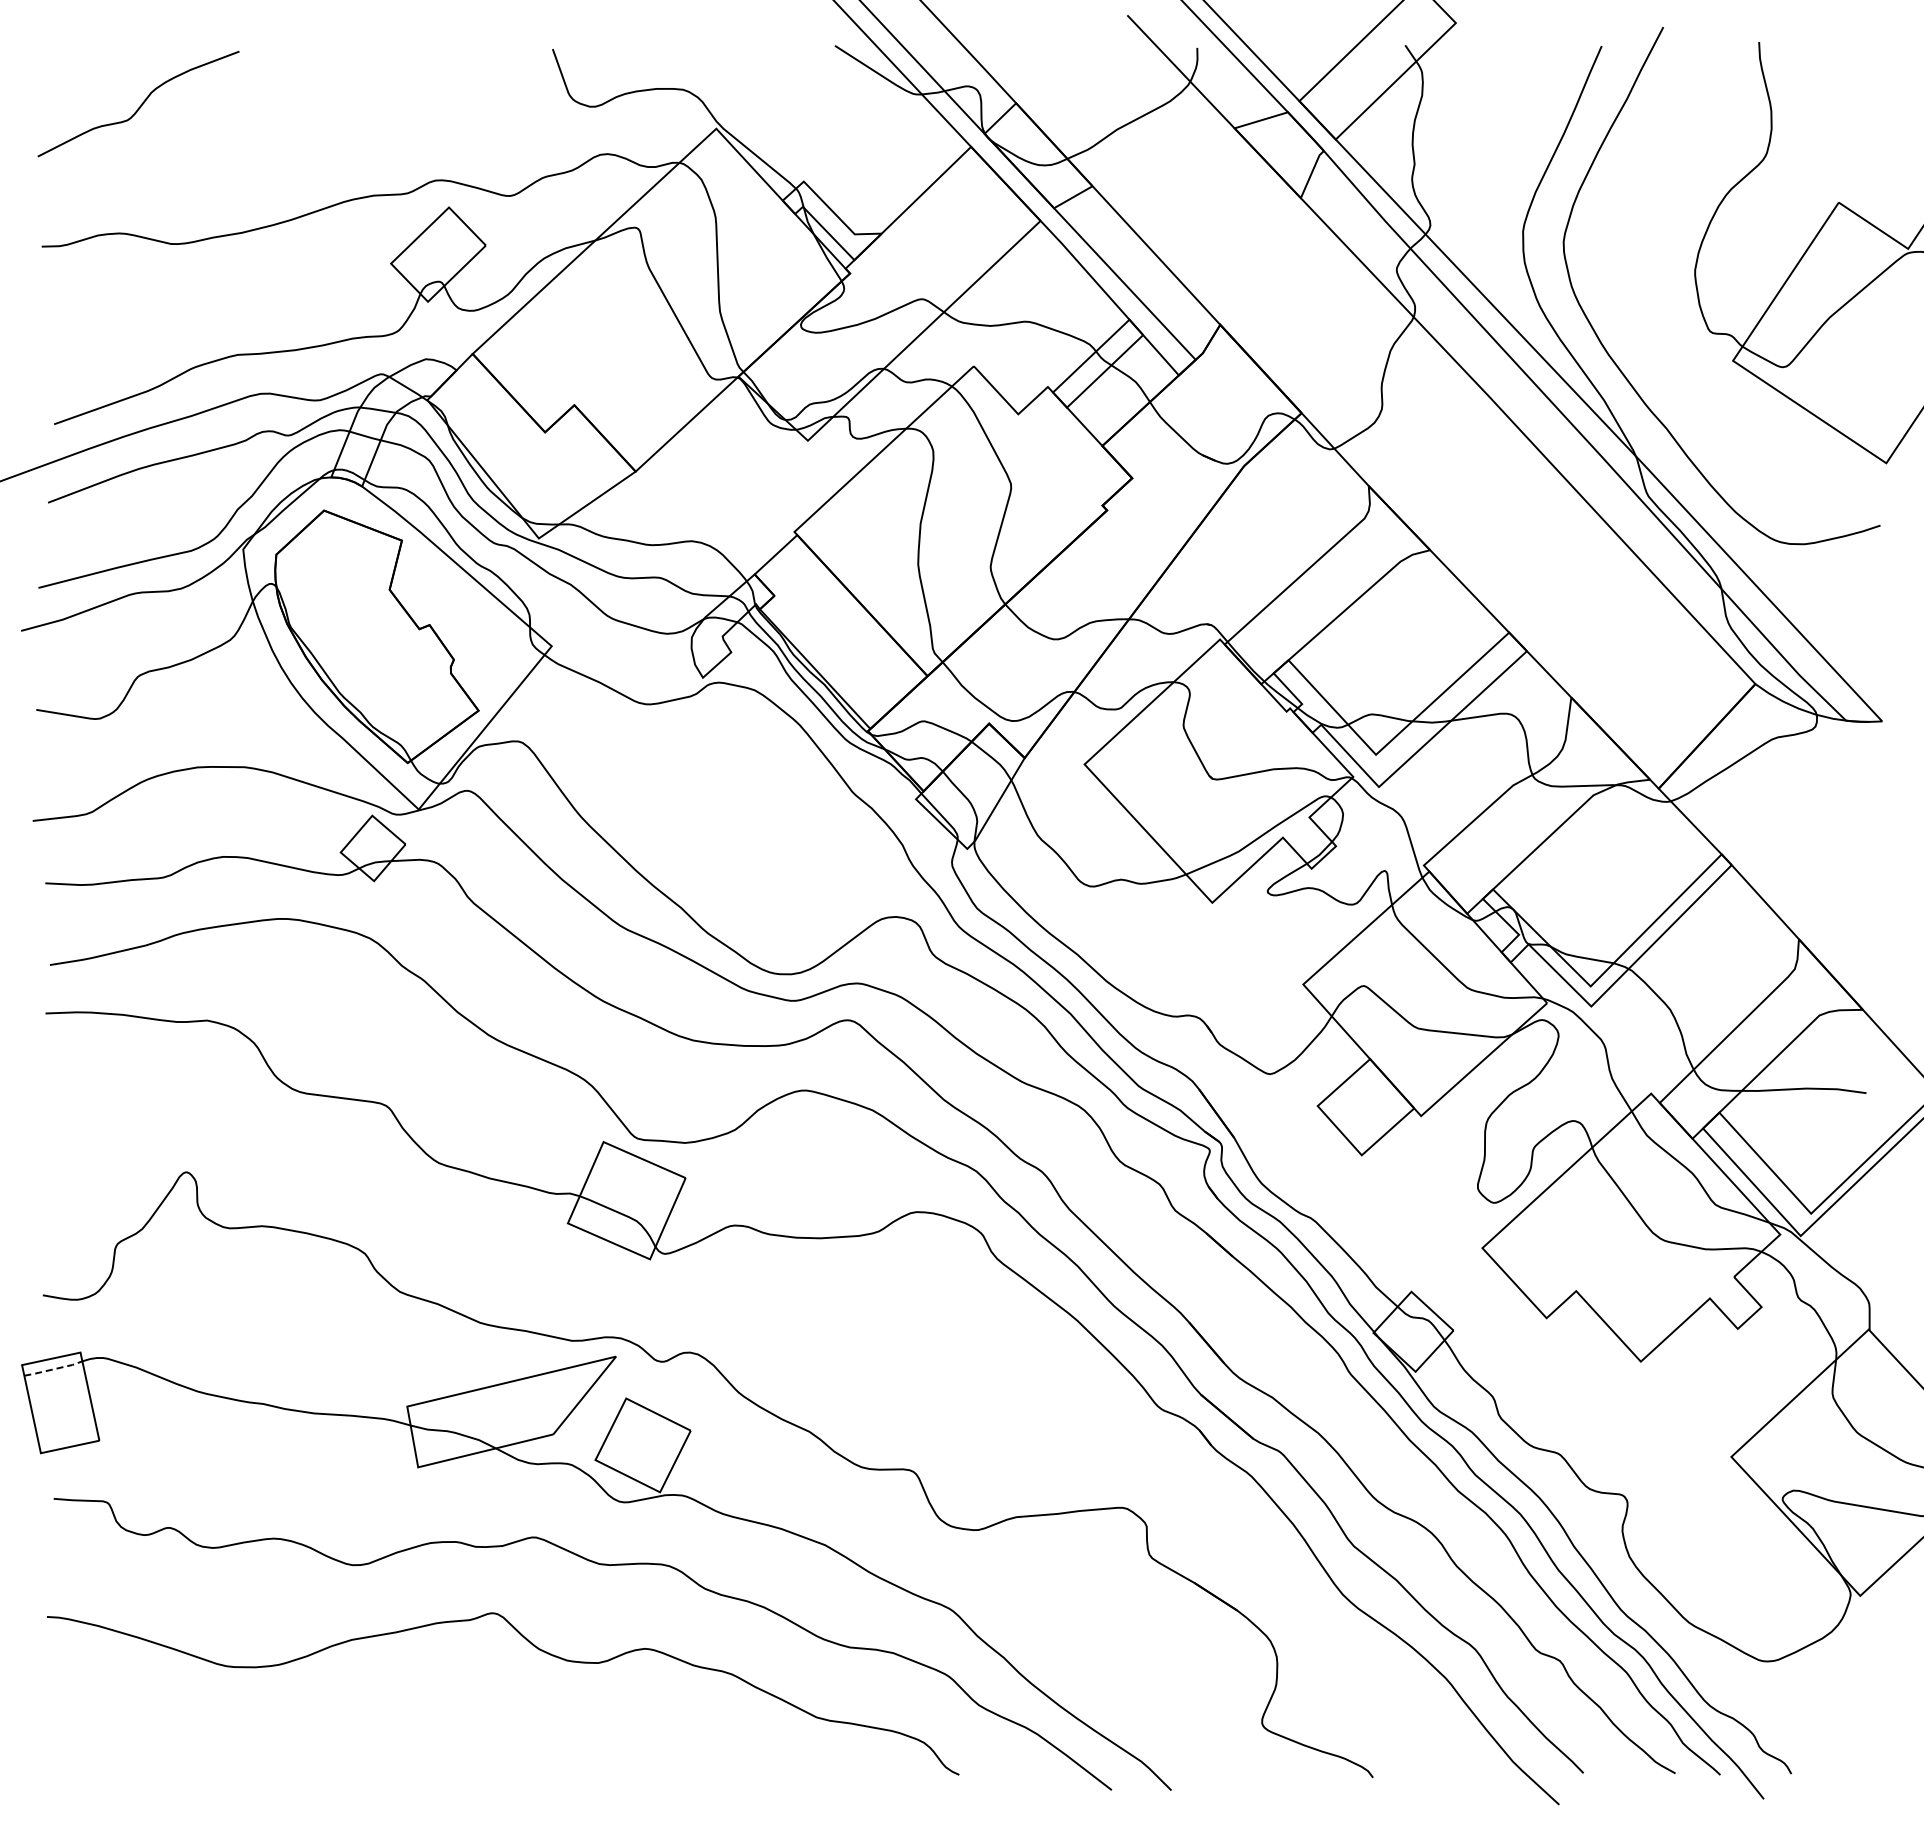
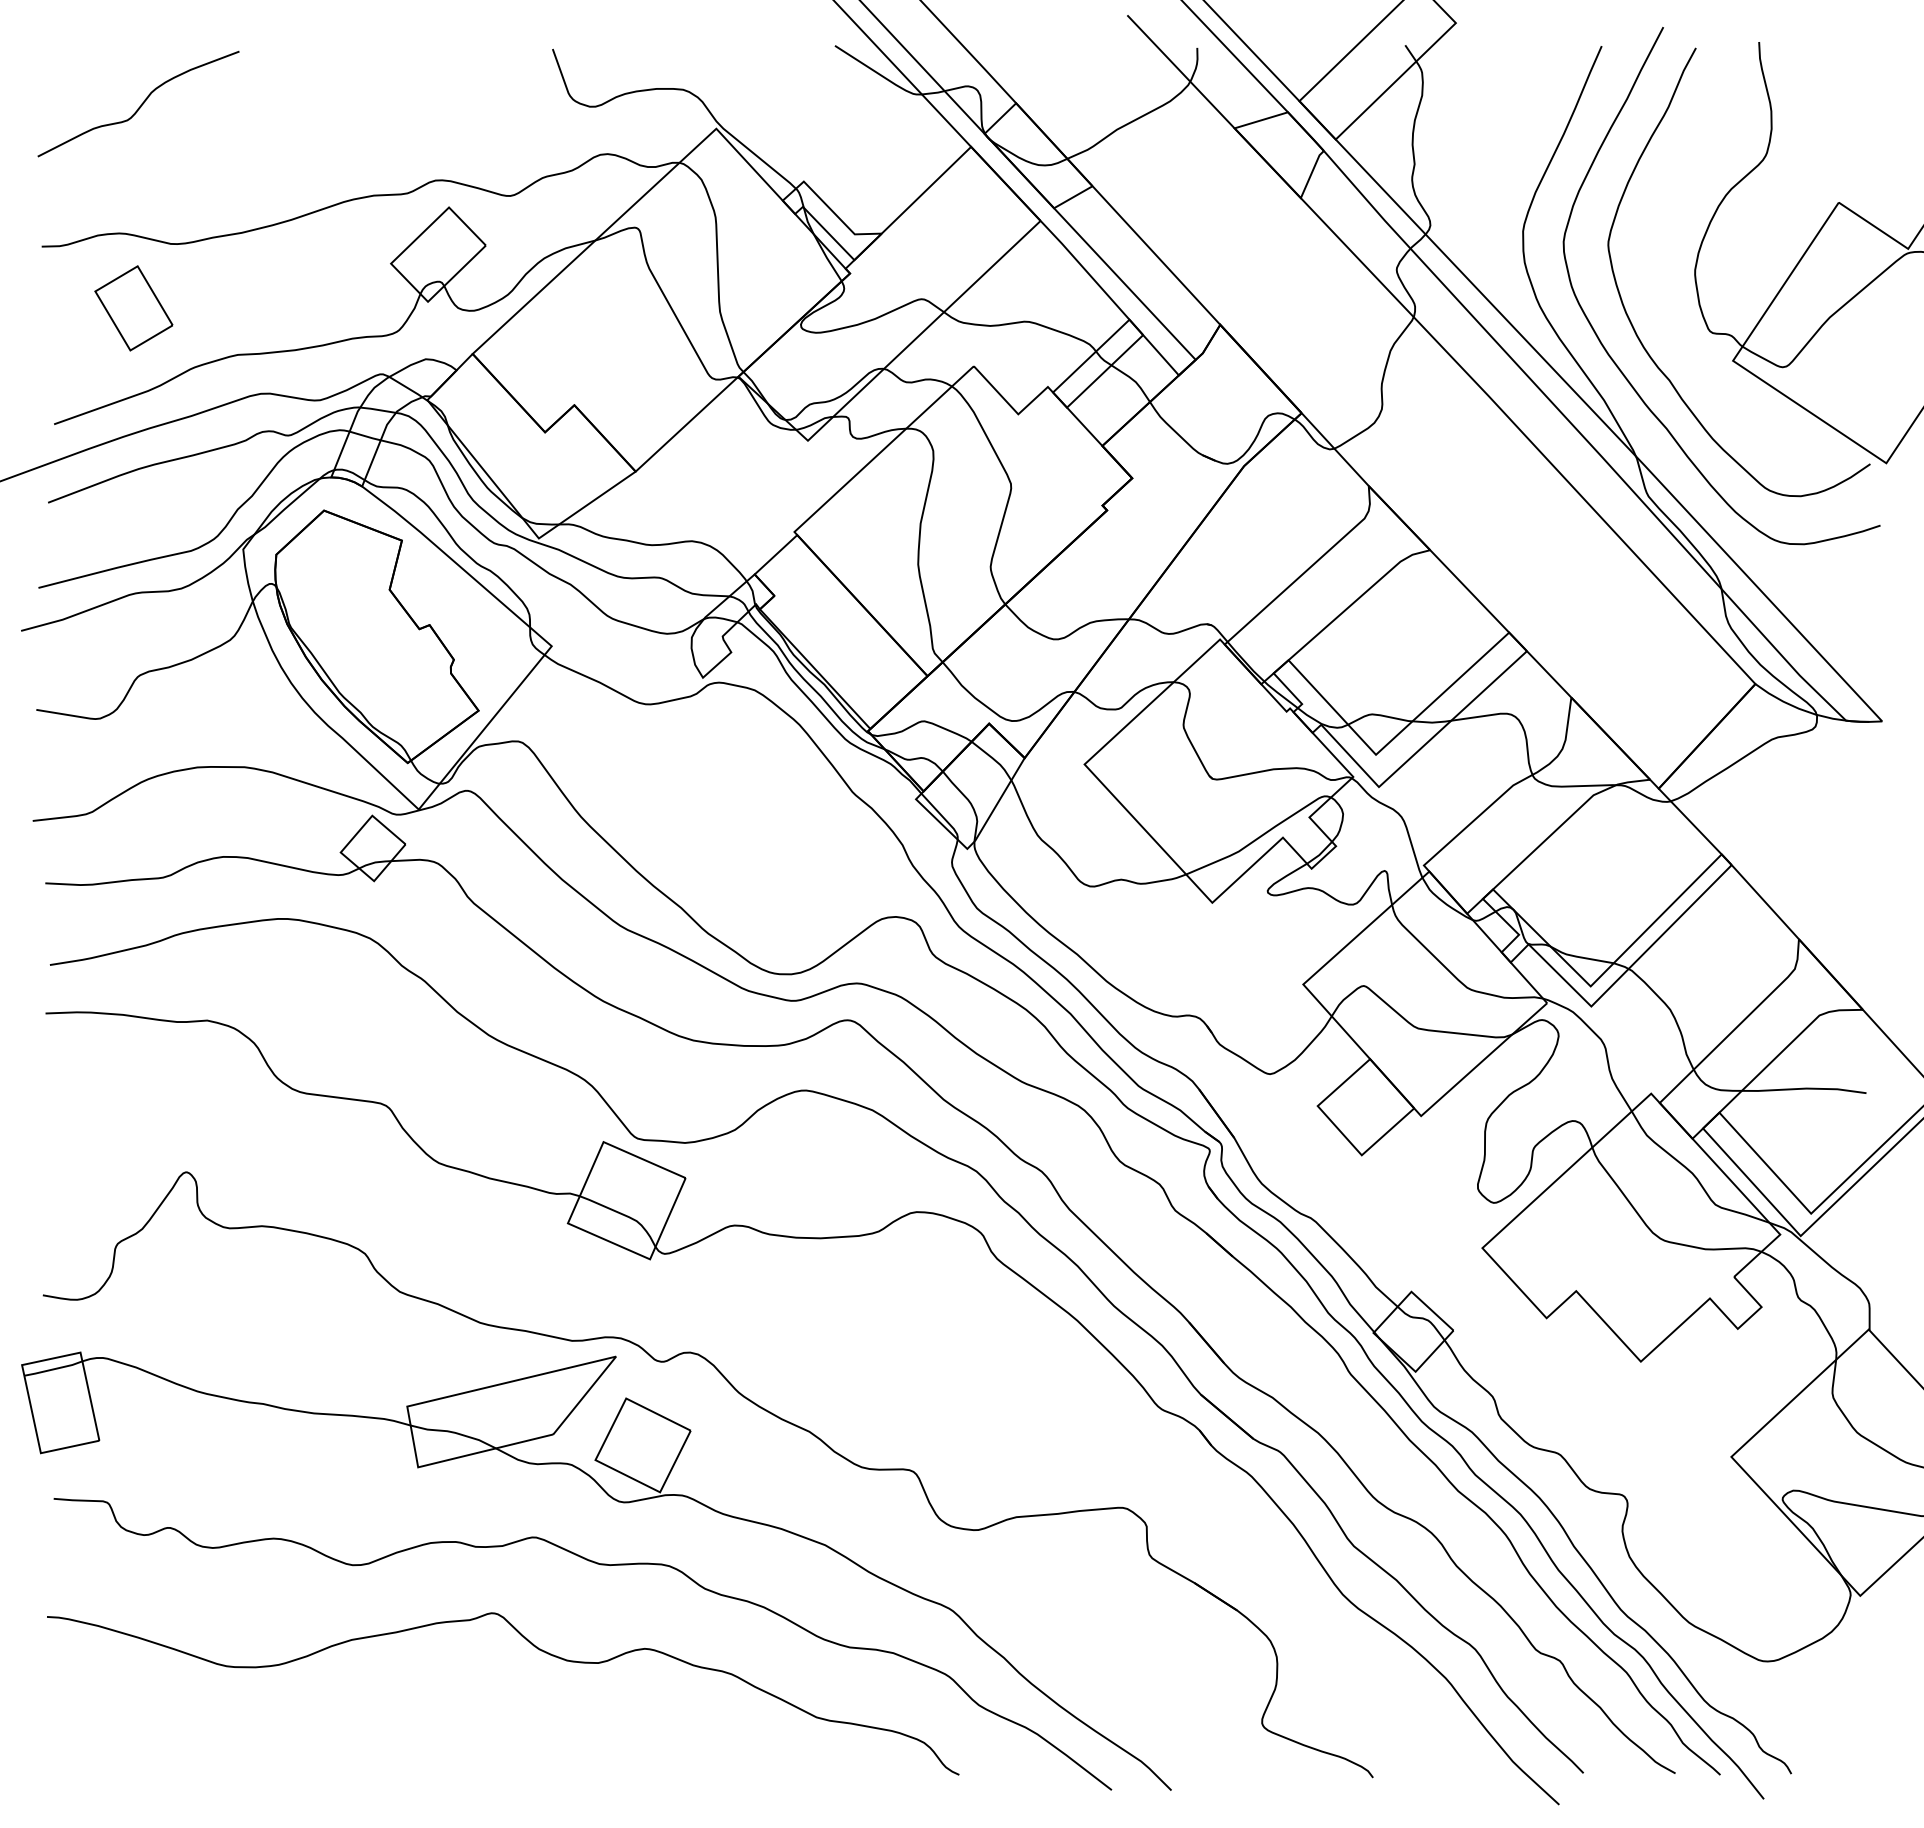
part: none -> present (133, 308)
curve: none -> present (1633, 325)
line: dashed -> solid (53, 1369)
